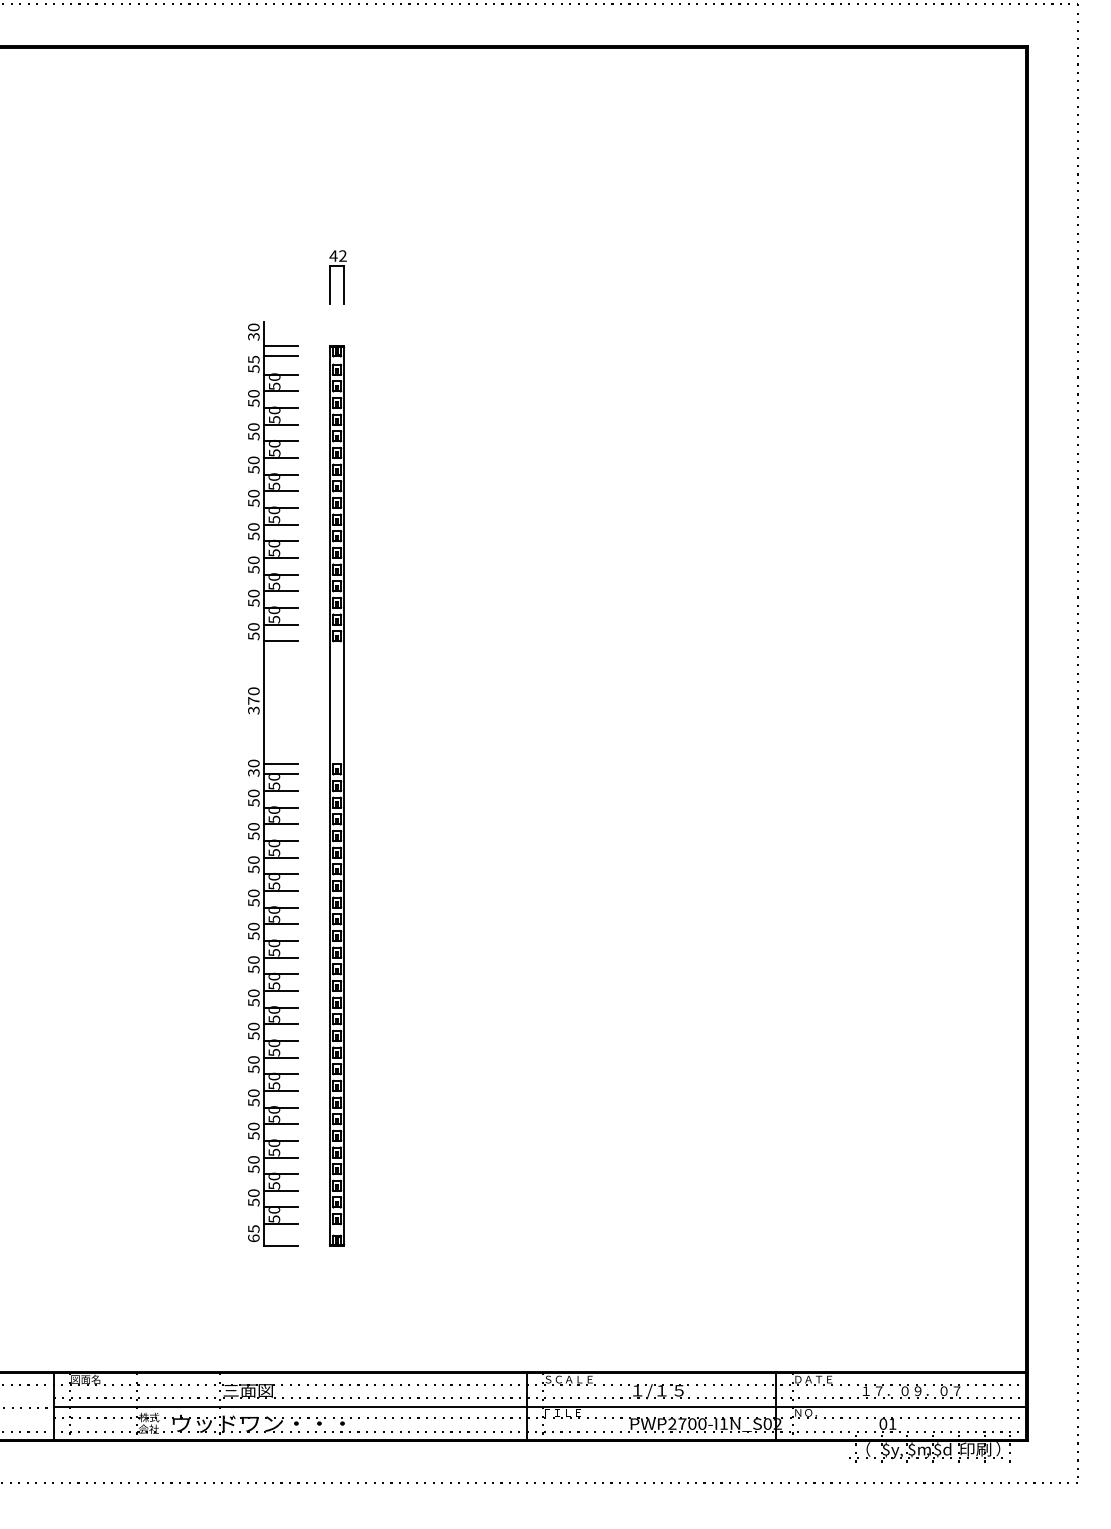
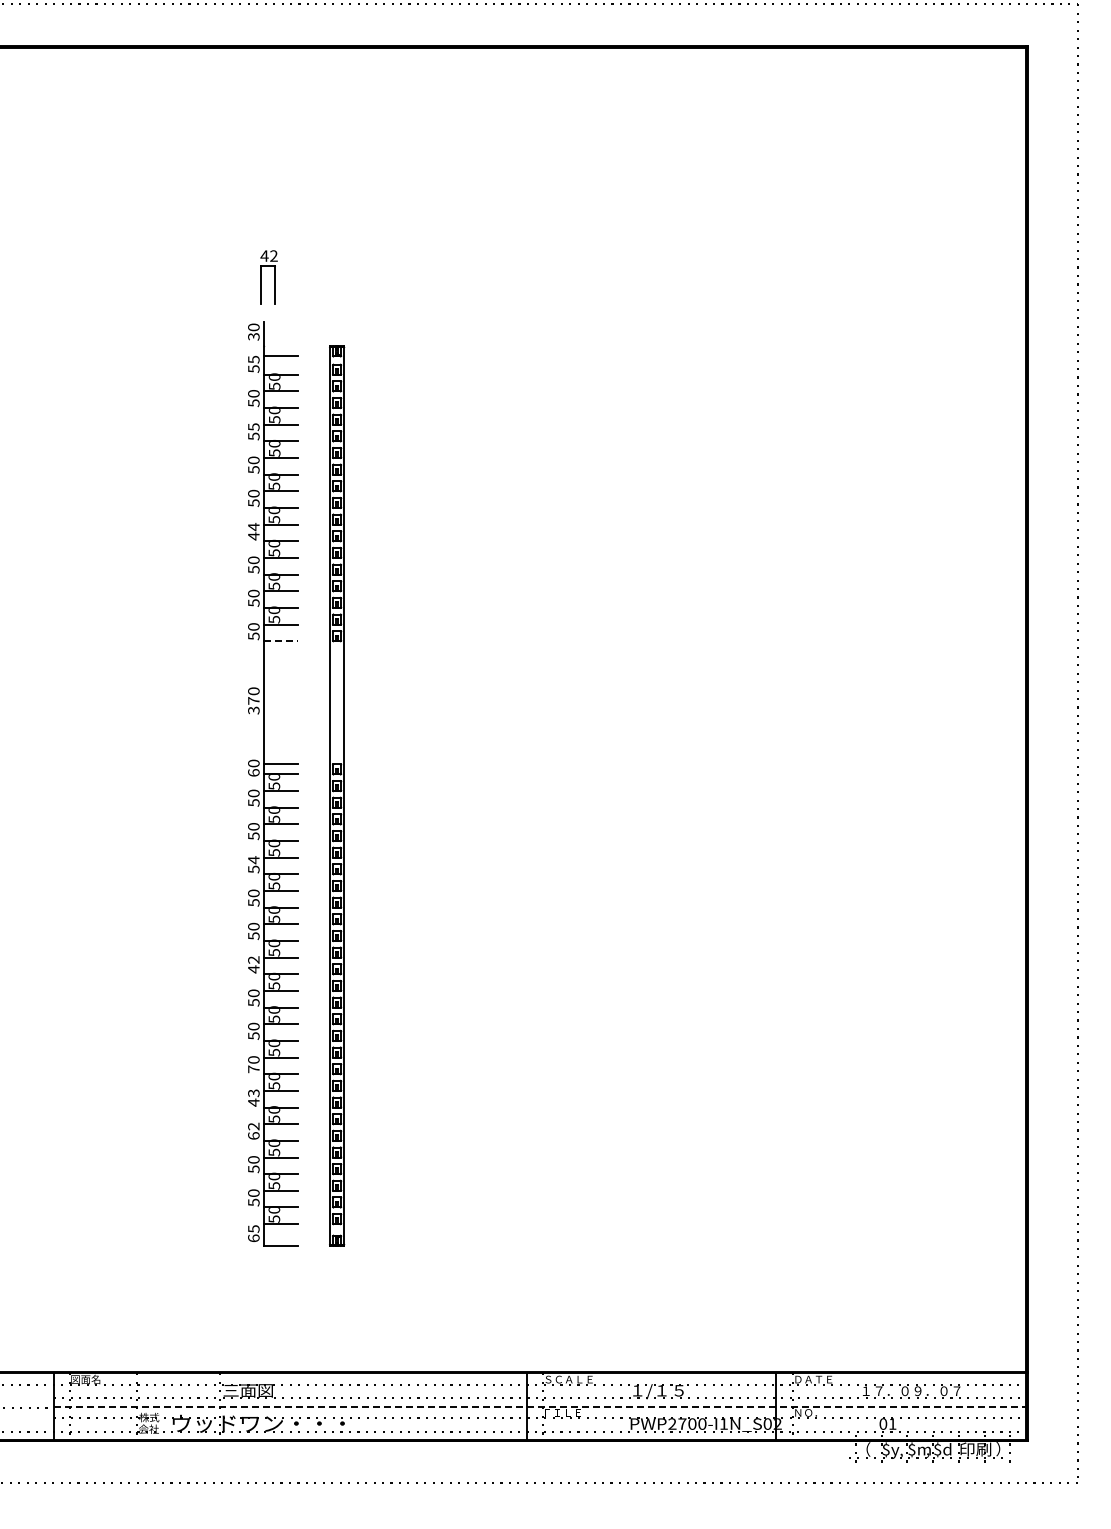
part position: (337, 277) -> (268, 277) (268, 277)
line: present -> none (280, 346)
text: 50 -> 55 (253, 427)
text: 50 -> 44 (253, 531)
line: solid -> dashed (281, 641)
text: 30 -> 60 (253, 772)
text: 50 -> 54 (253, 860)
text: 50 -> 42 (253, 964)
text: 50 -> 70 (253, 1069)
text: 50 -> 43 (253, 1097)
text: 50 -> 62 (253, 1130)
line: solid -> dashed (540, 1406)
